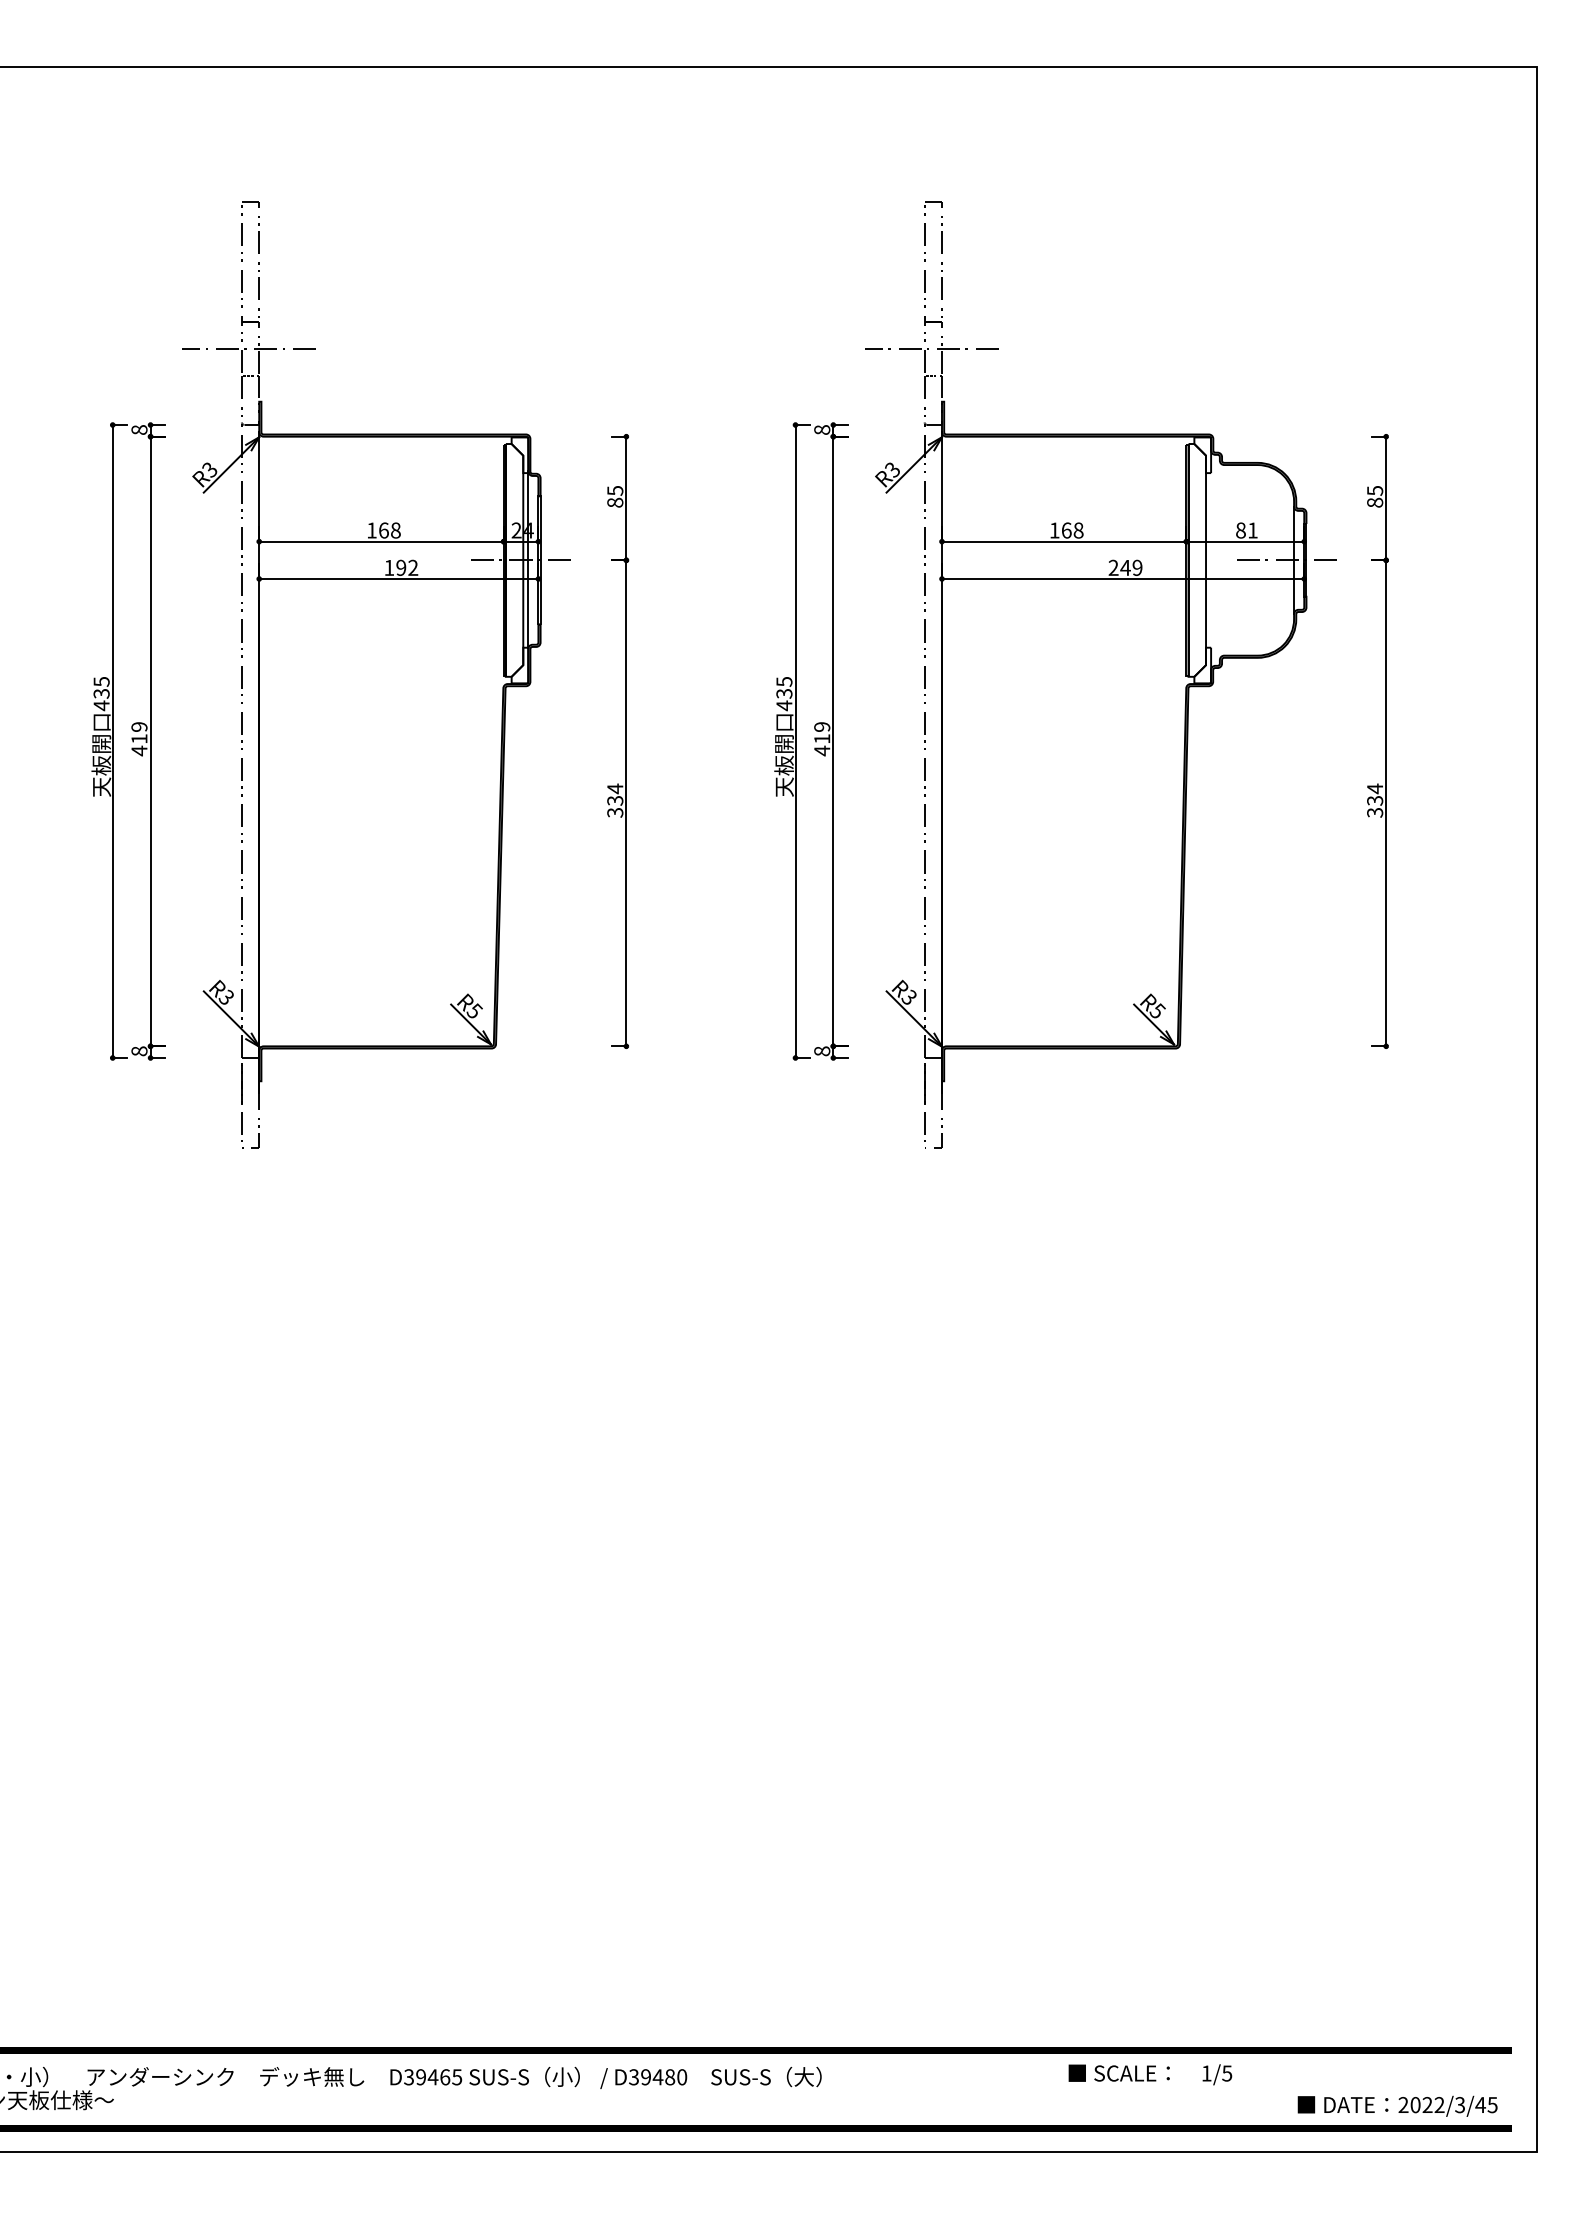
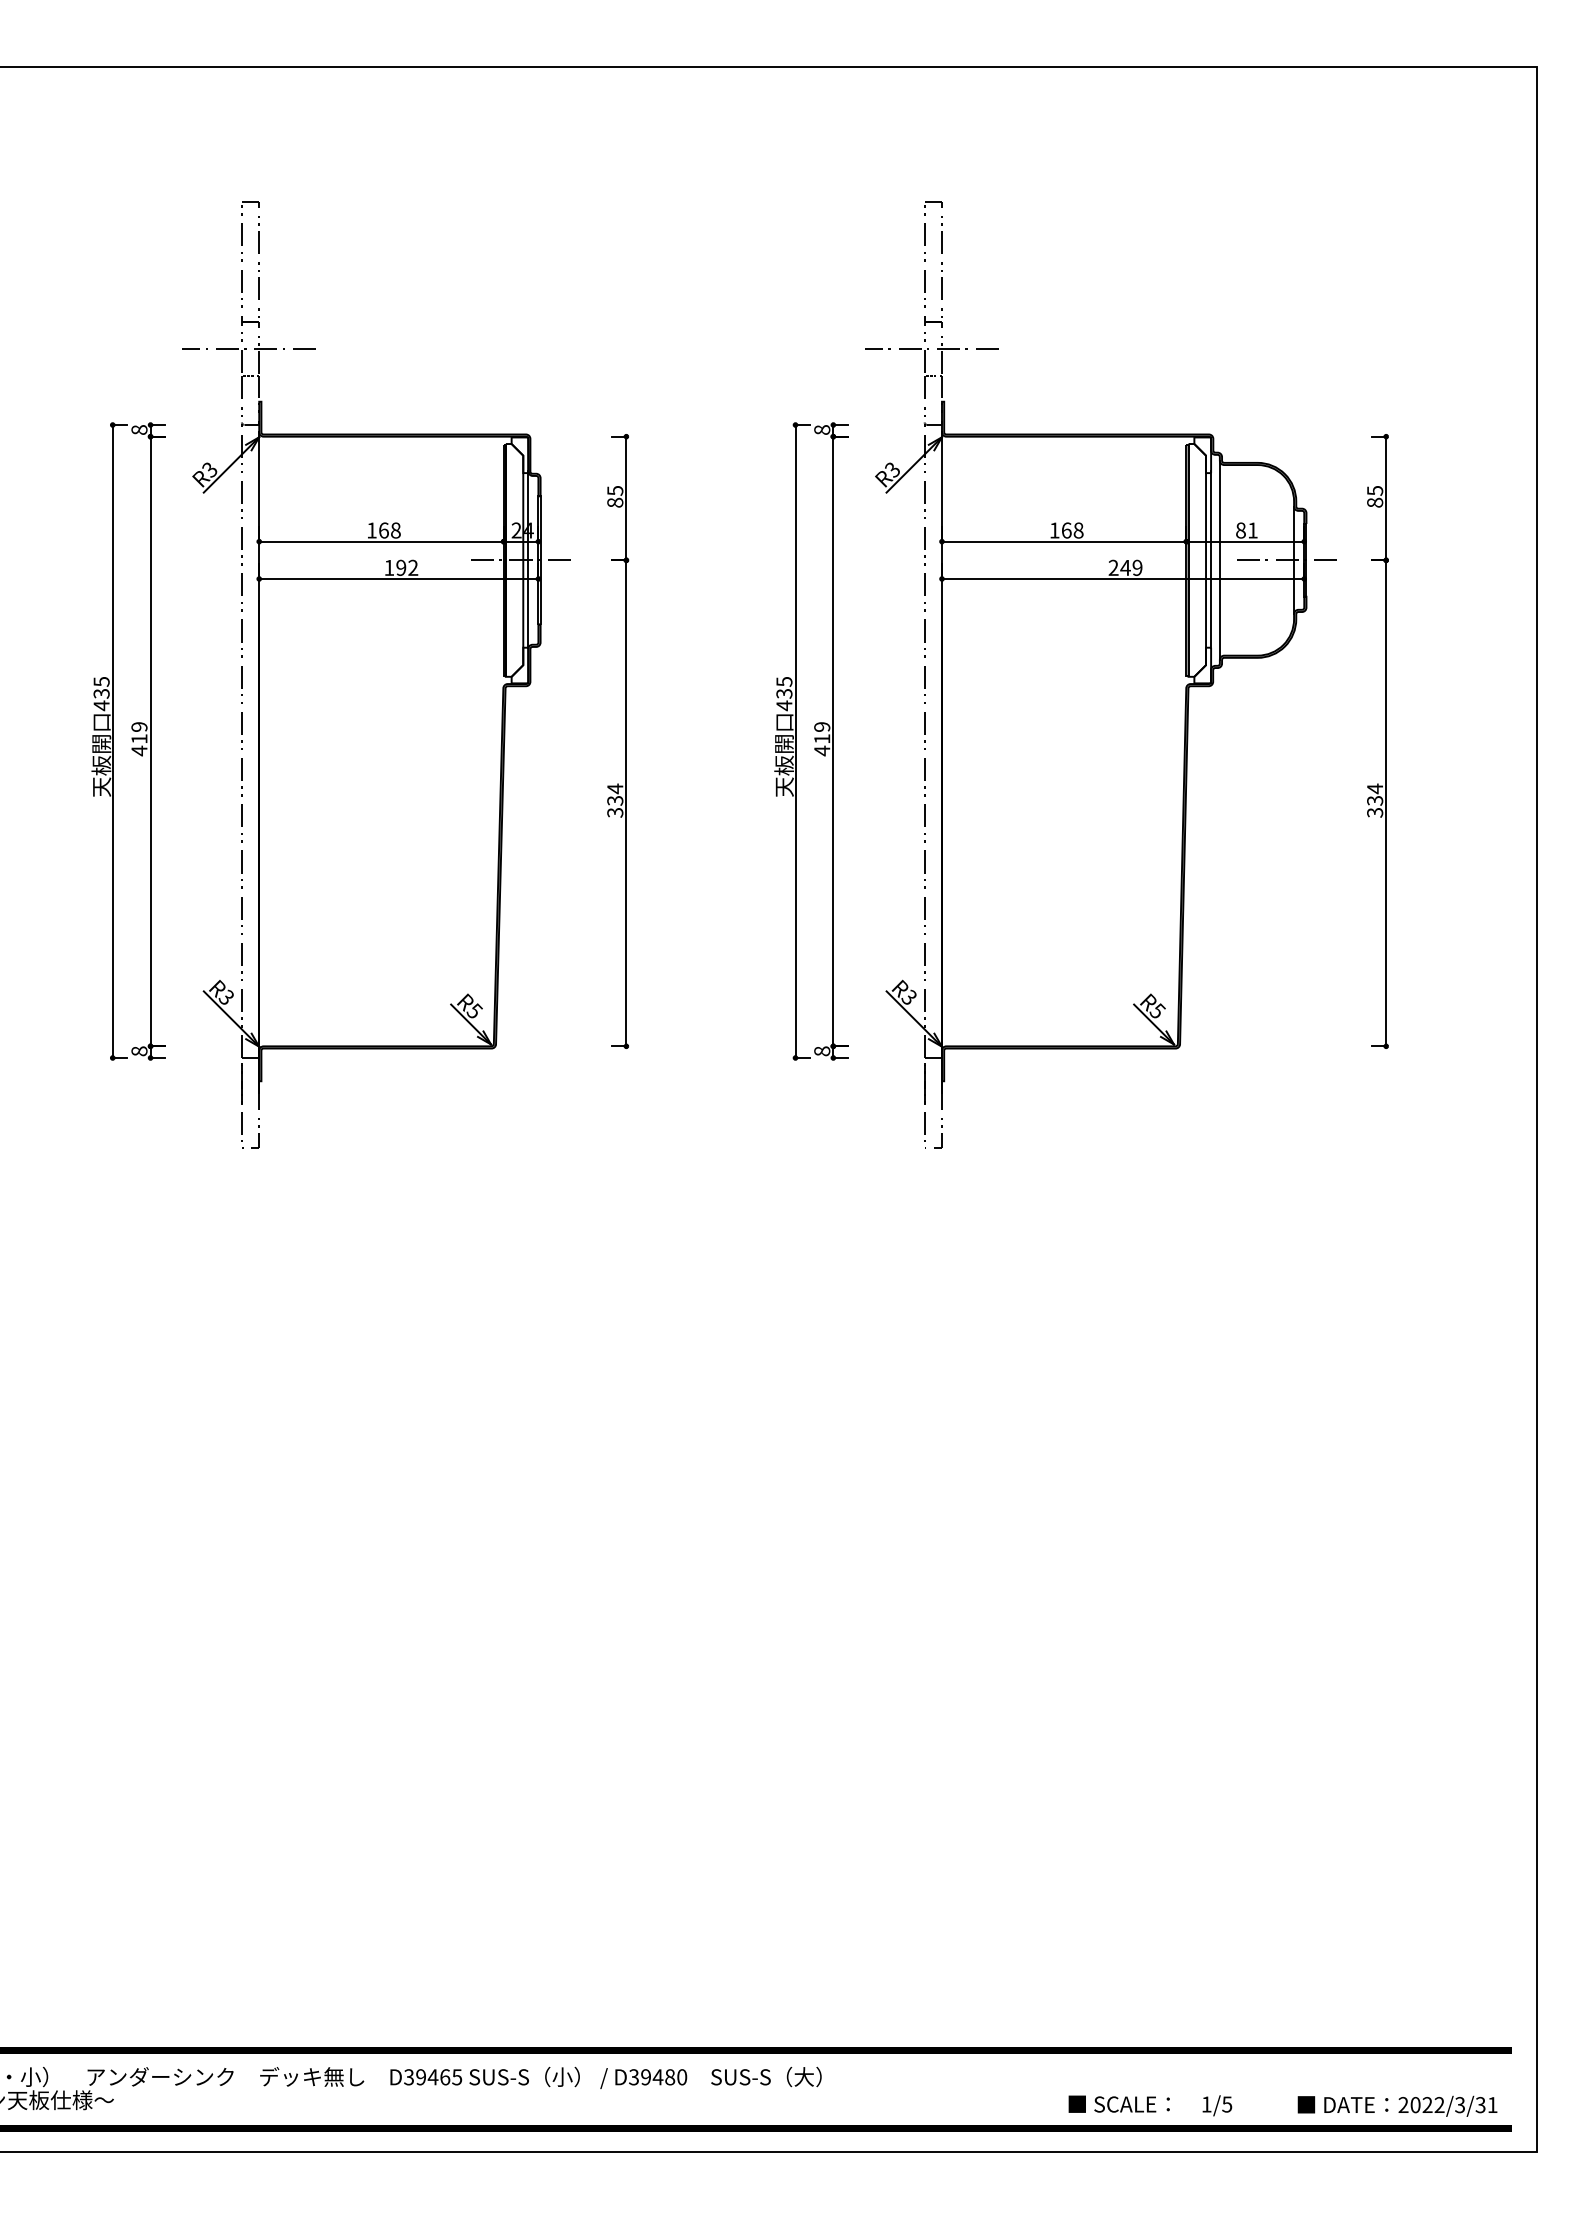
line: none -> present (1211, 559)
line: none -> present (1219, 560)
text position: (1150, 2074) -> (1150, 2105) (1150, 2105)
text: 2022/3/45 -> 2022/3/31 (1486, 2104)
